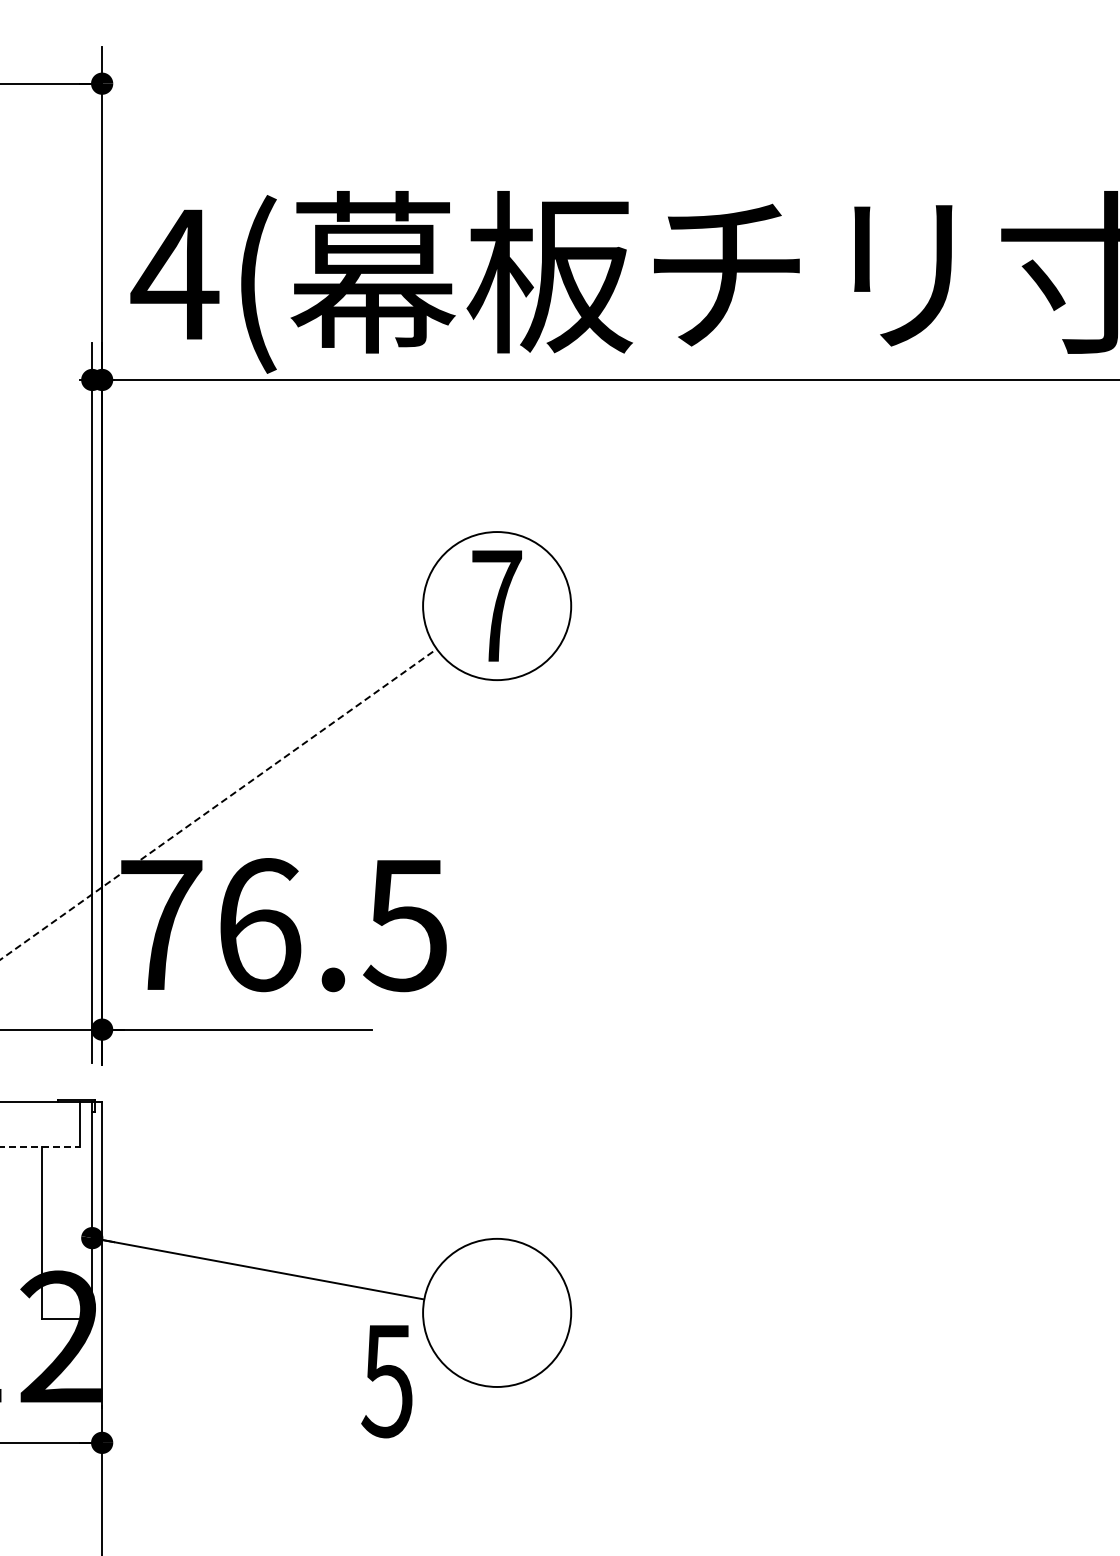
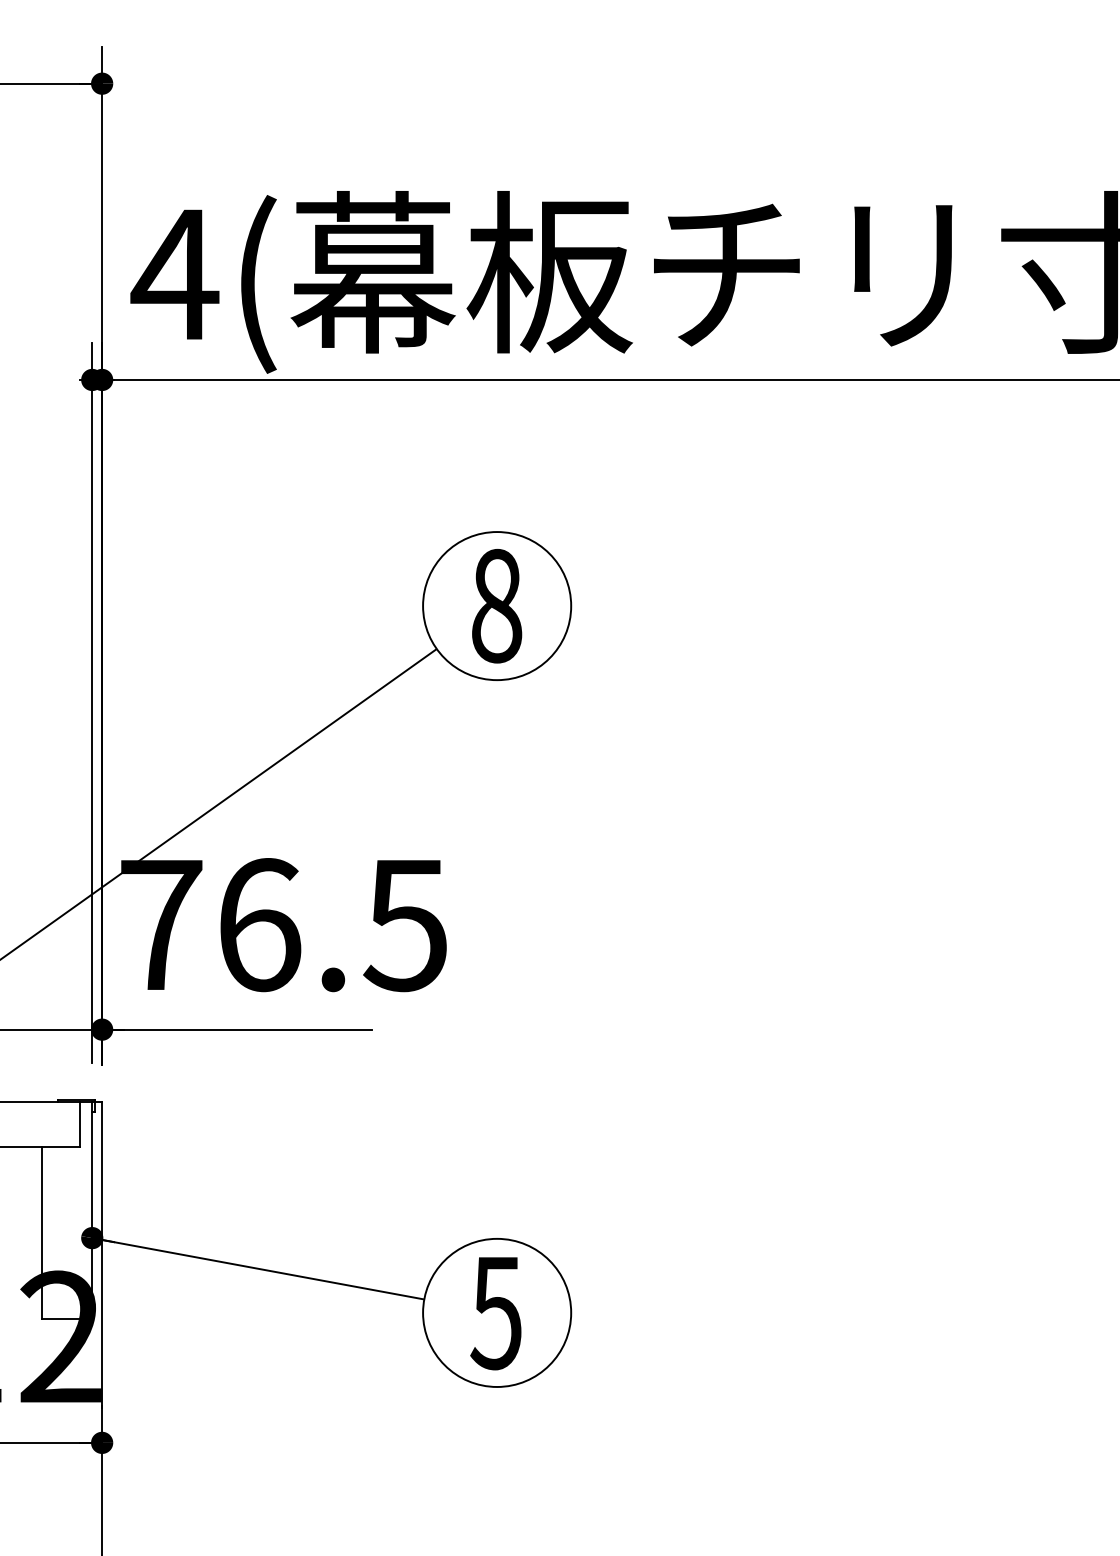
text: 7 -> 8 (497, 605)
line: dashed -> solid (218, 804)
line: dashed -> solid (40, 1146)
text position: (386, 1381) -> (495, 1313) (495, 1313)
